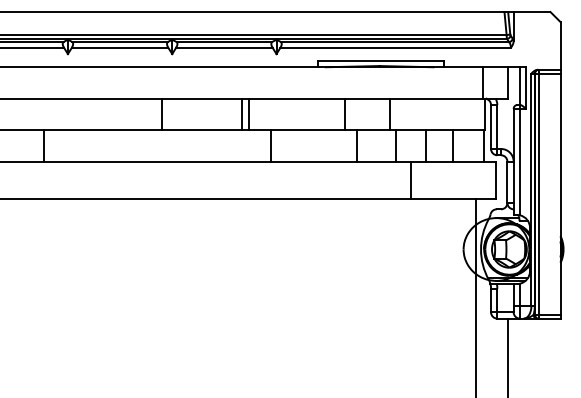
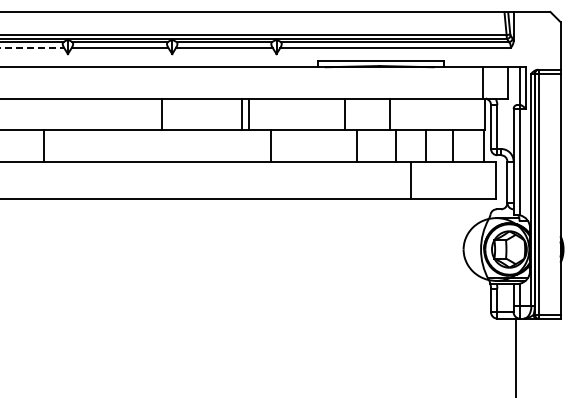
line: solid -> dashed (32, 47)
line: present -> none (476, 296)
line position: (507, 356) -> (515, 356) (515, 356)
